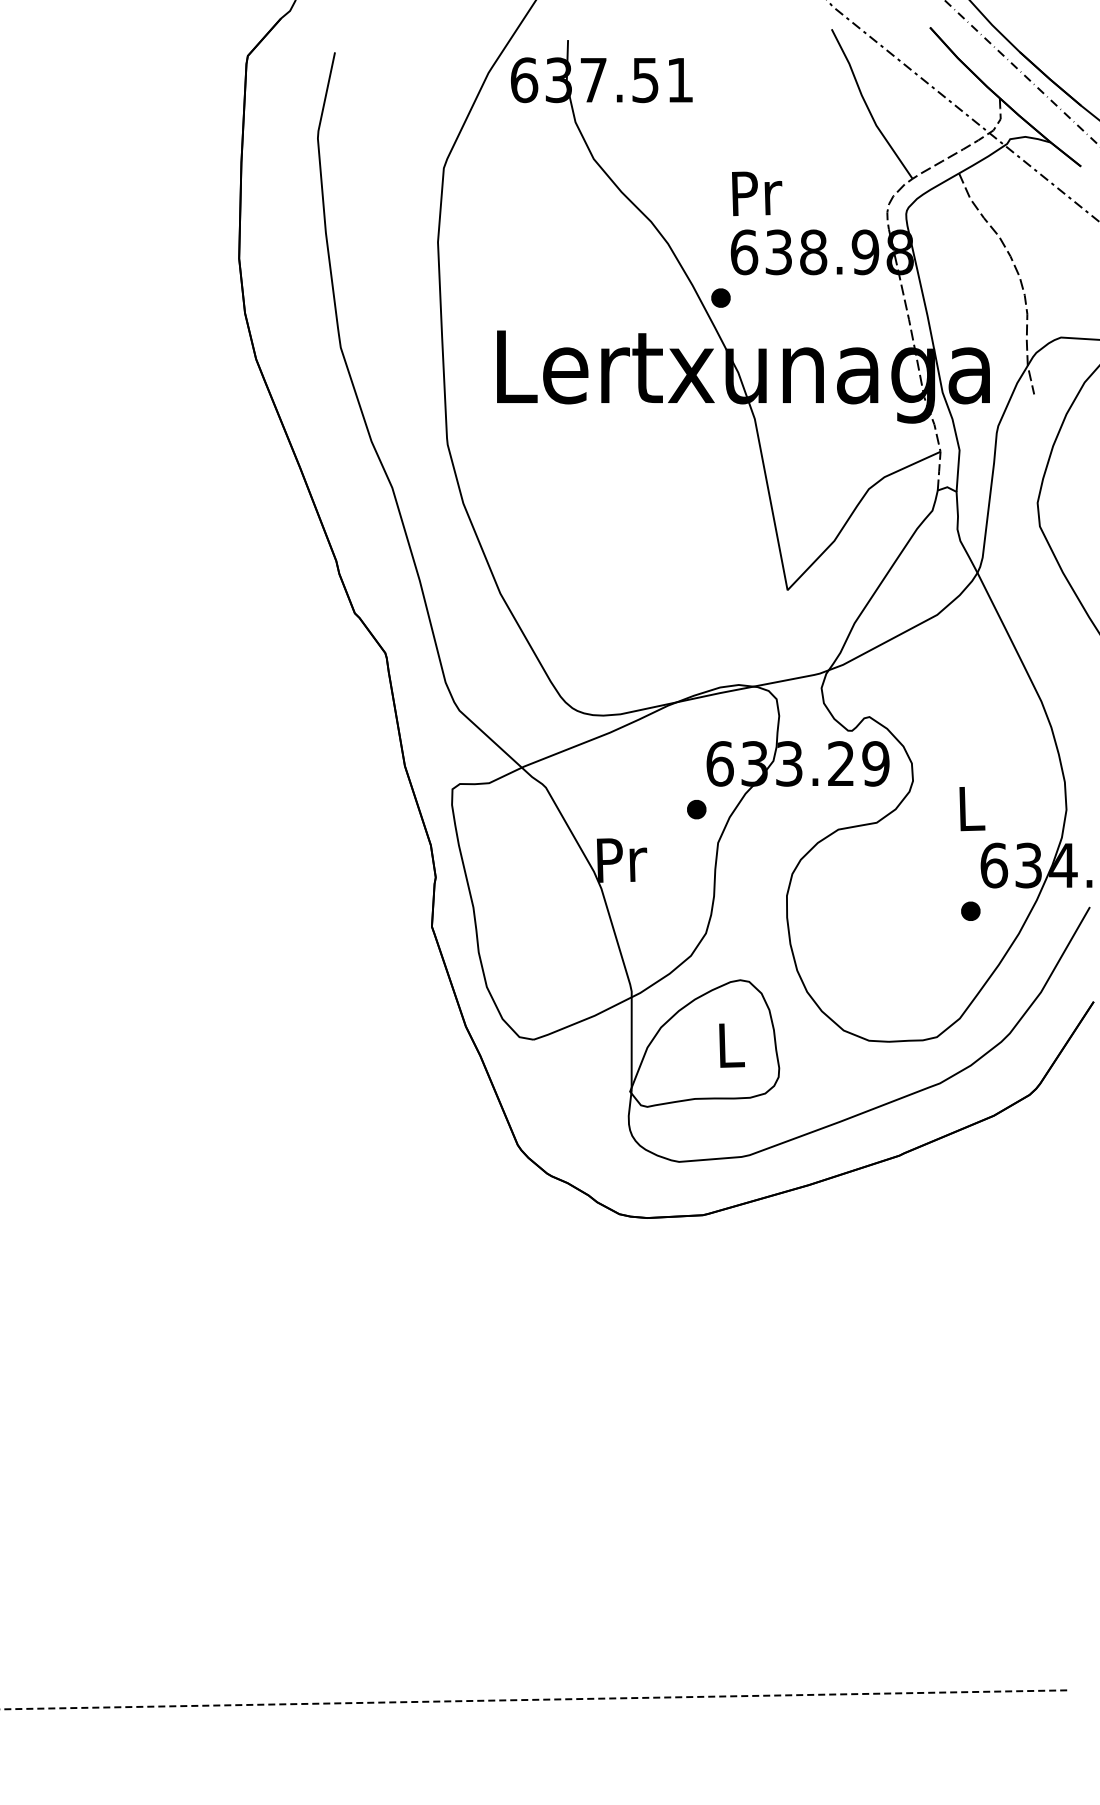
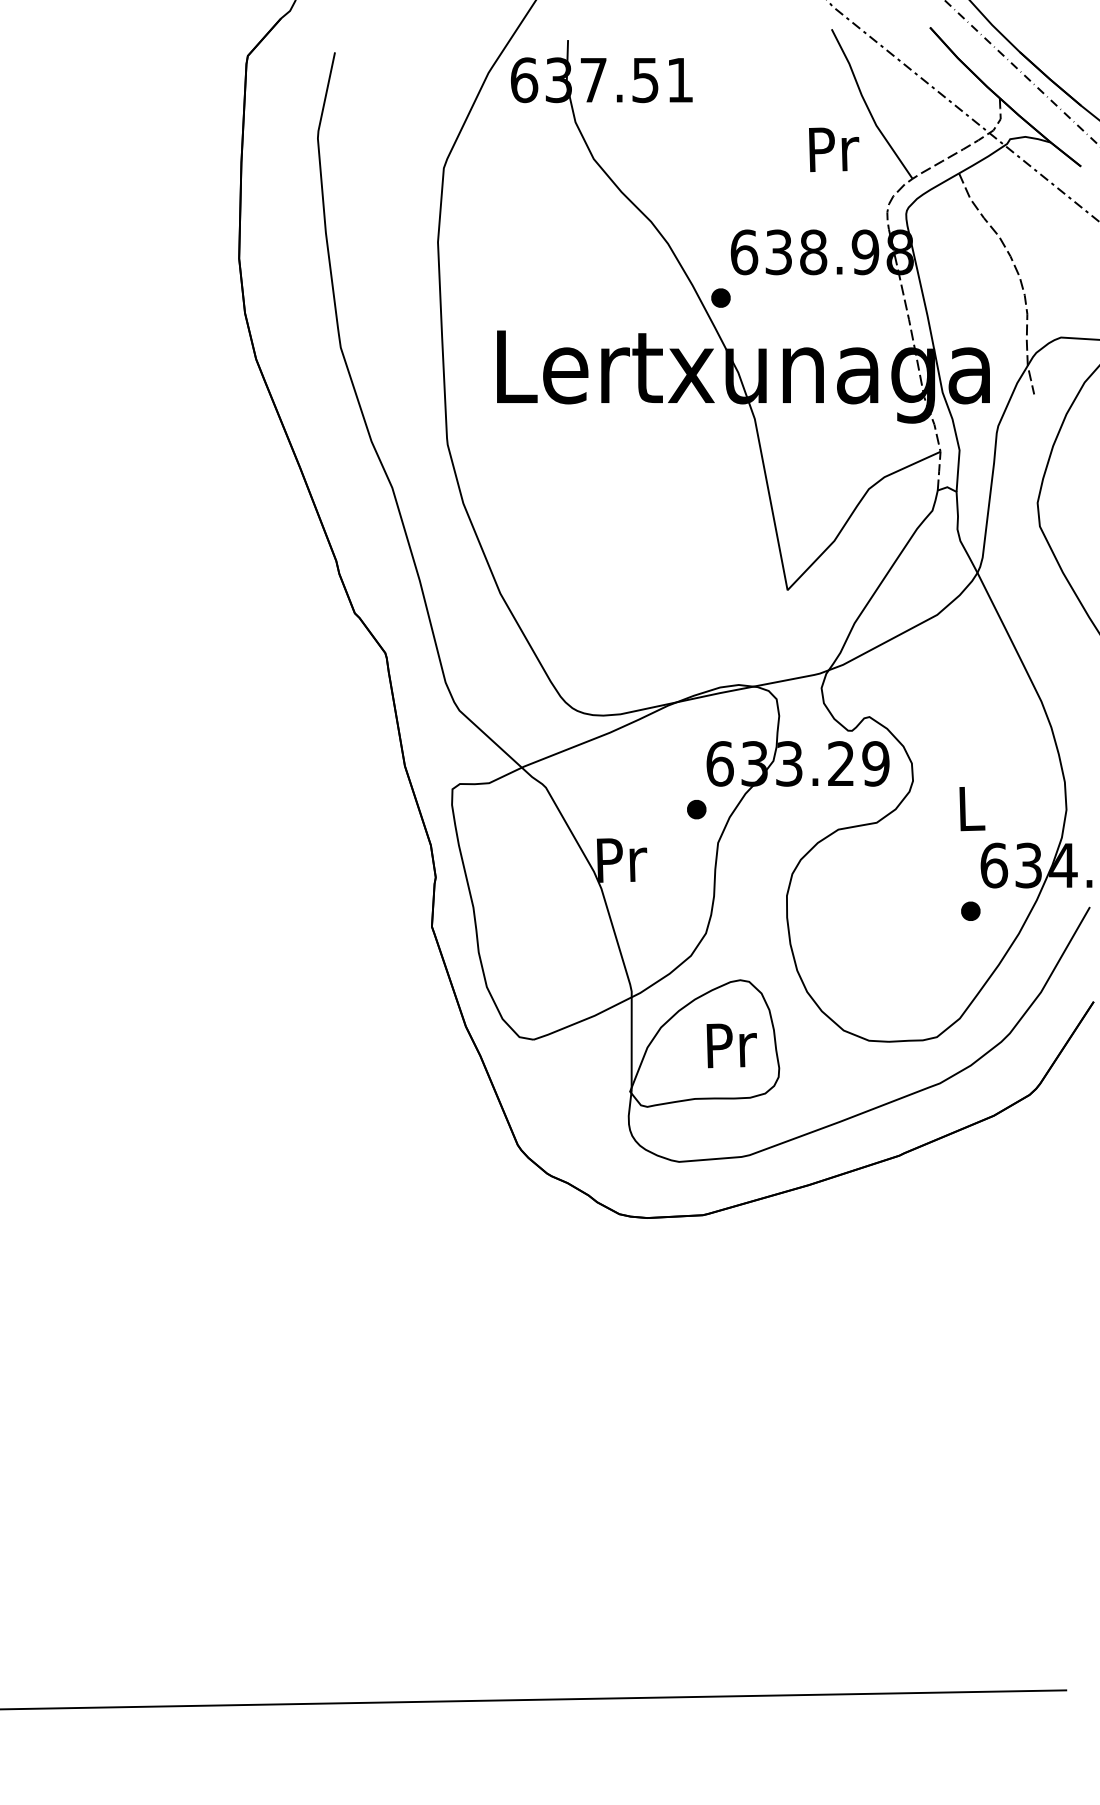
text position: (757, 193) -> (834, 149) (834, 149)
text: L -> Pr (731, 1045)
line: dashed -> solid (533, 1699)
